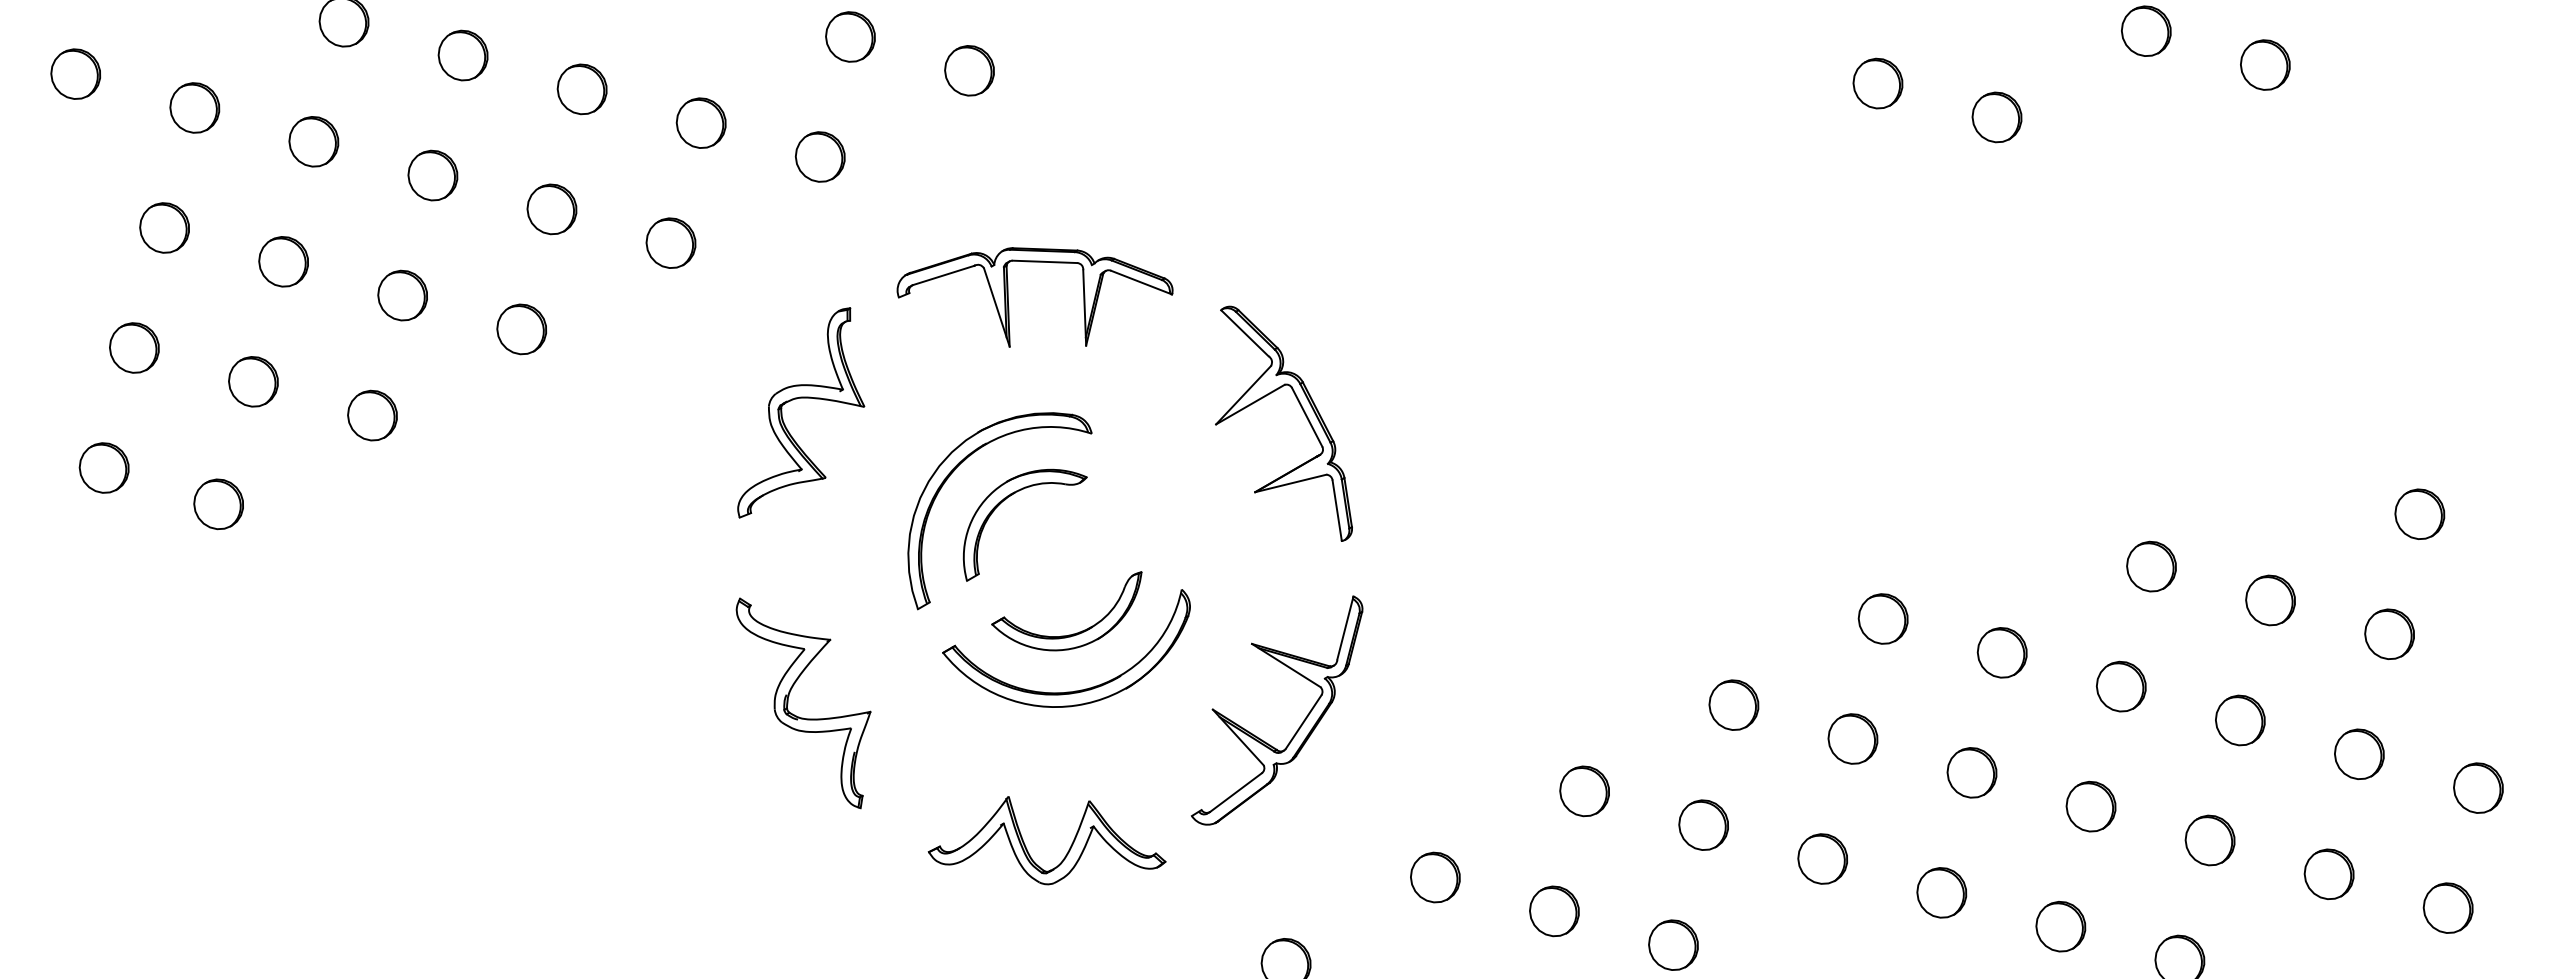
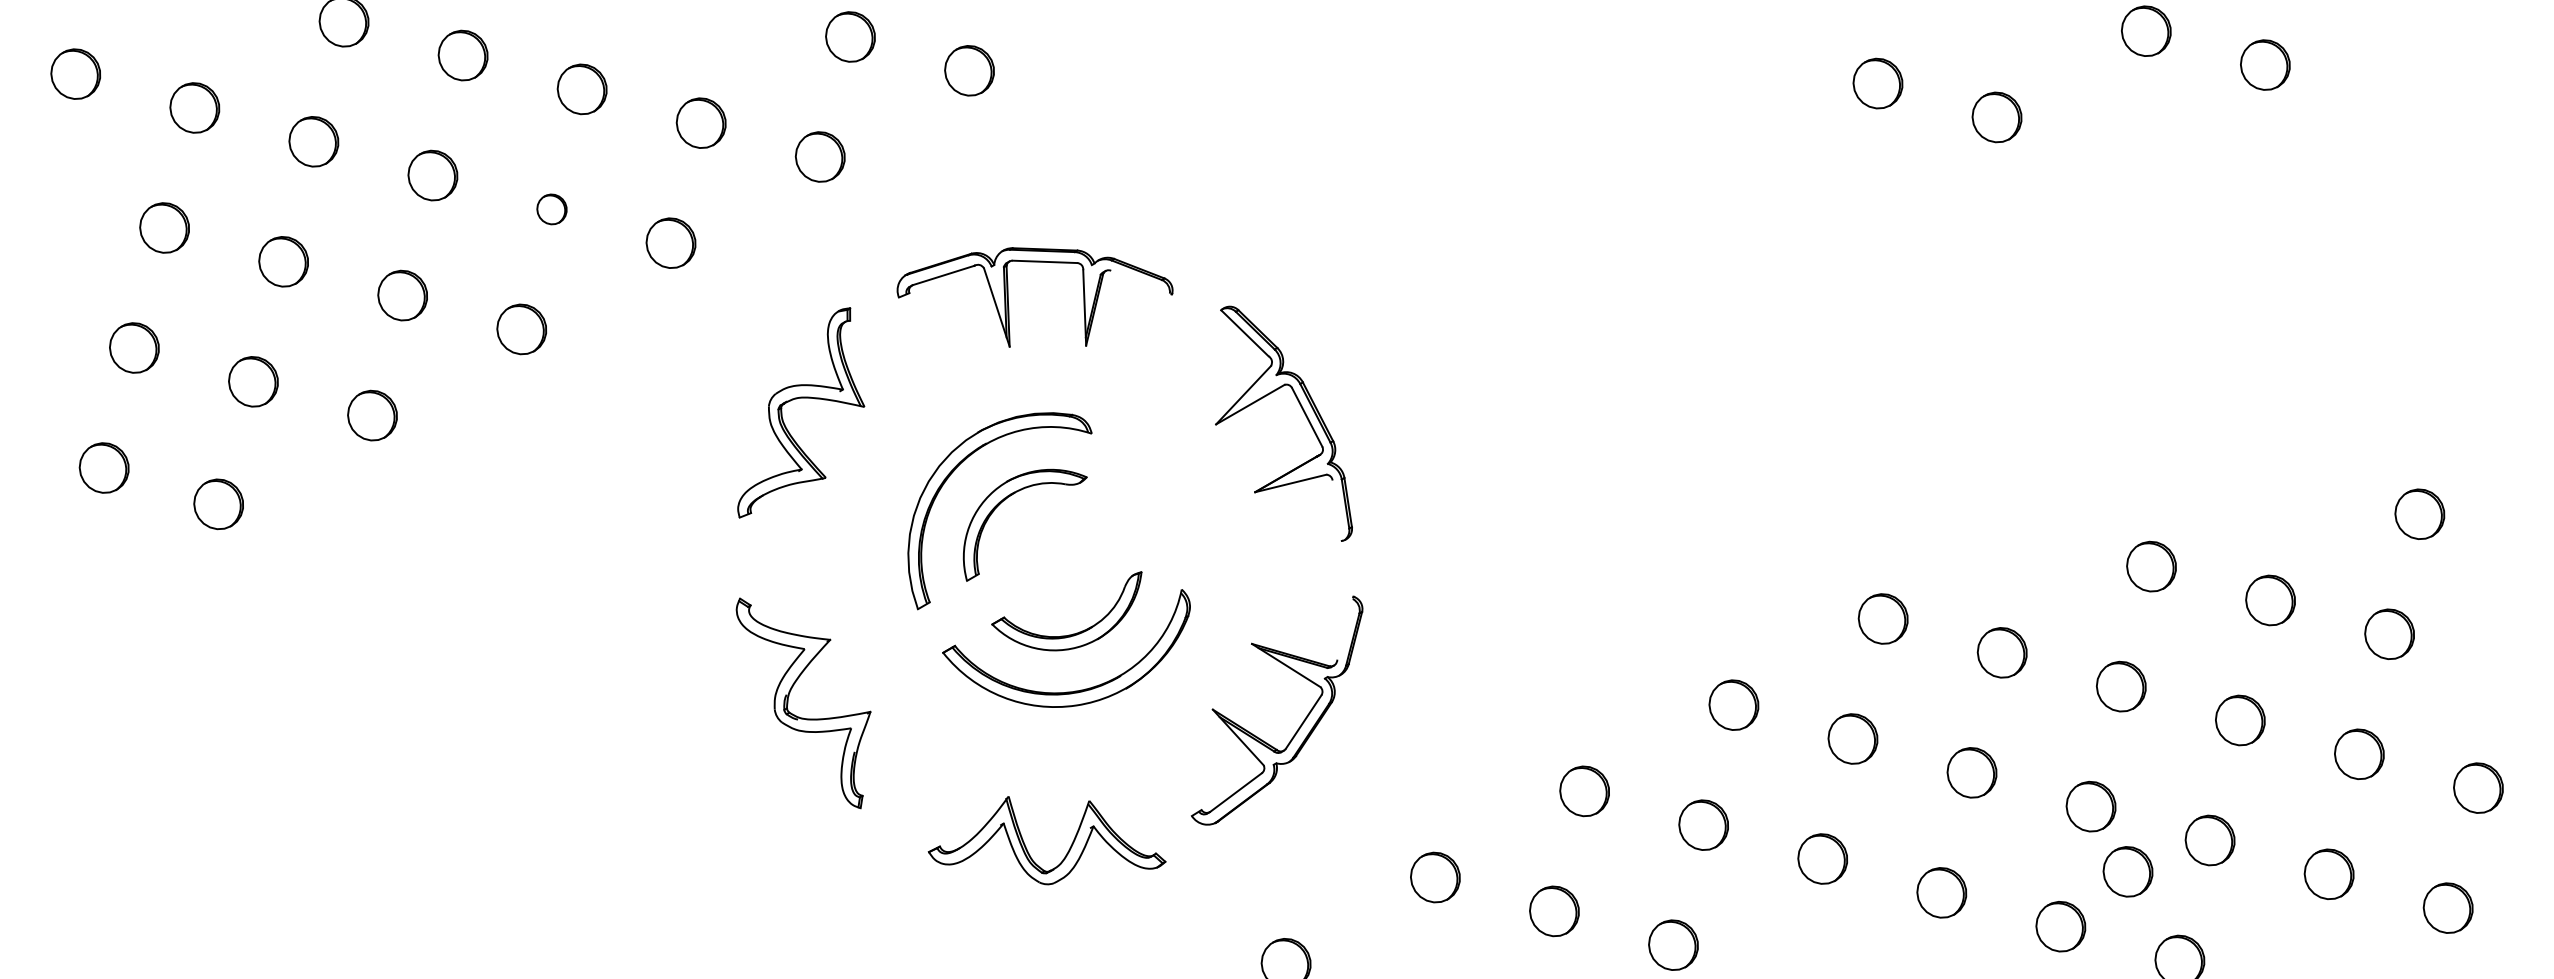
part size: 52x53 px -> 32x33 px (551, 209)
line: present -> none (1141, 282)
line: present -> none (1336, 510)
line: present -> none (1345, 627)
part: none -> present (2127, 871)
